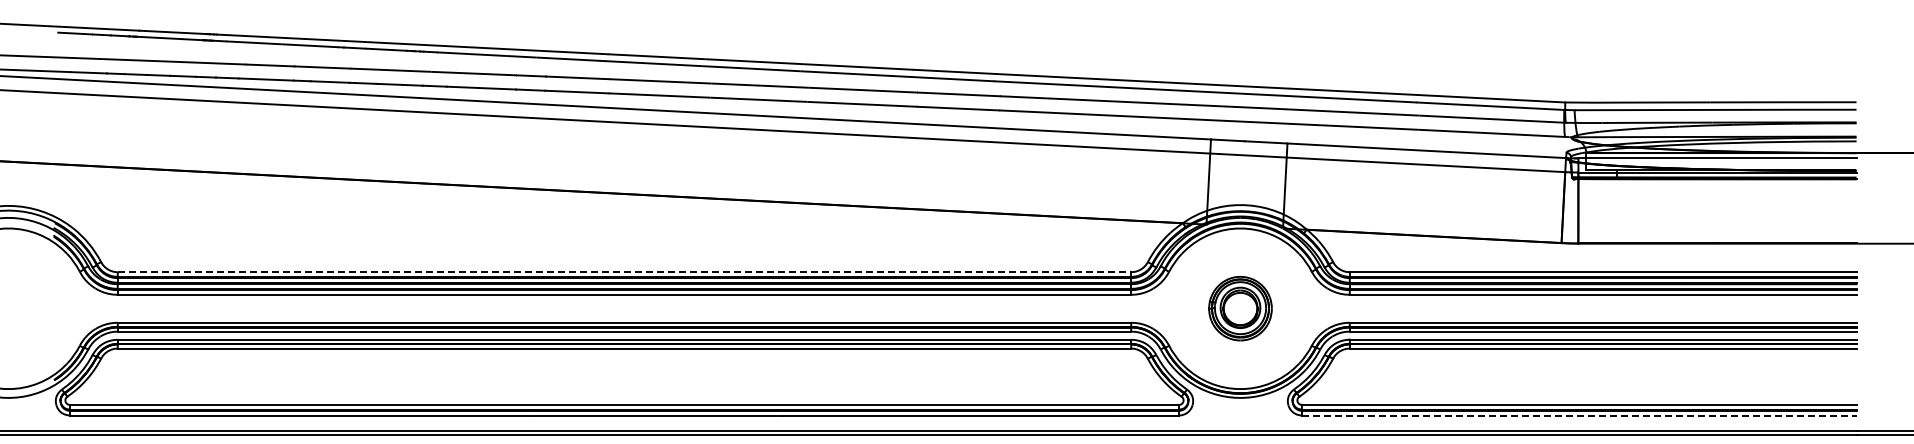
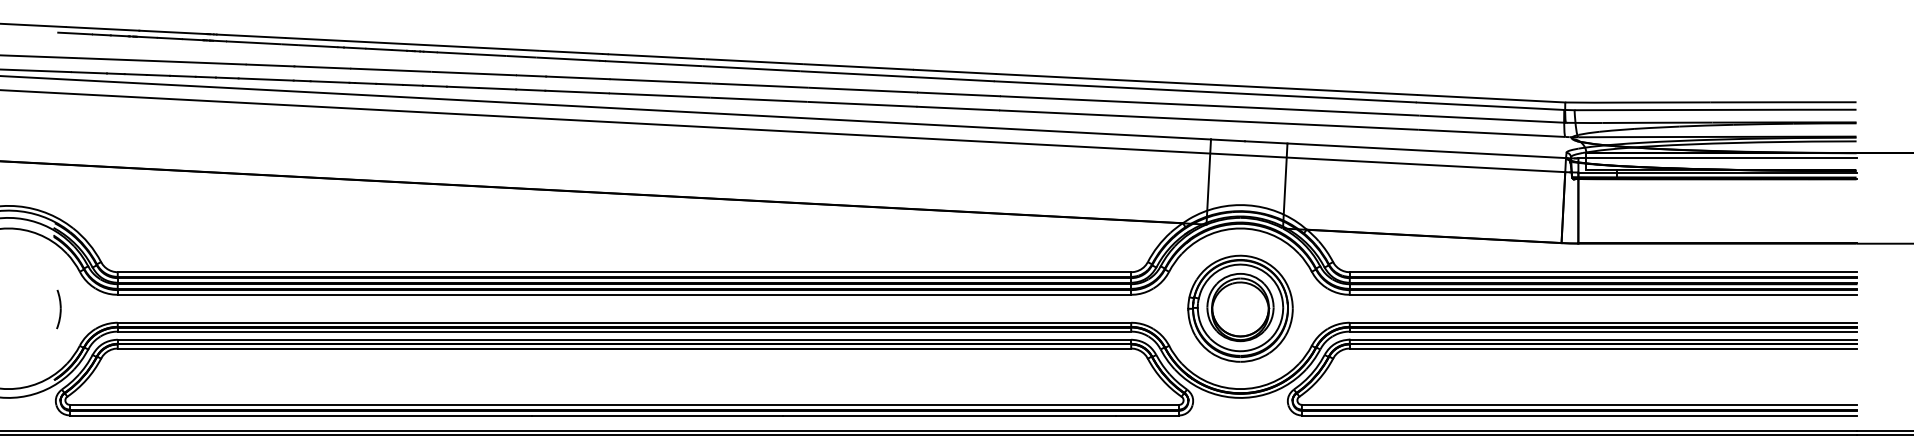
line: dashed -> solid (624, 272)
part size: 65x67 px -> 107x109 px (1240, 308)
part: none -> present (58, 309)
line: dashed -> solid (1579, 415)
